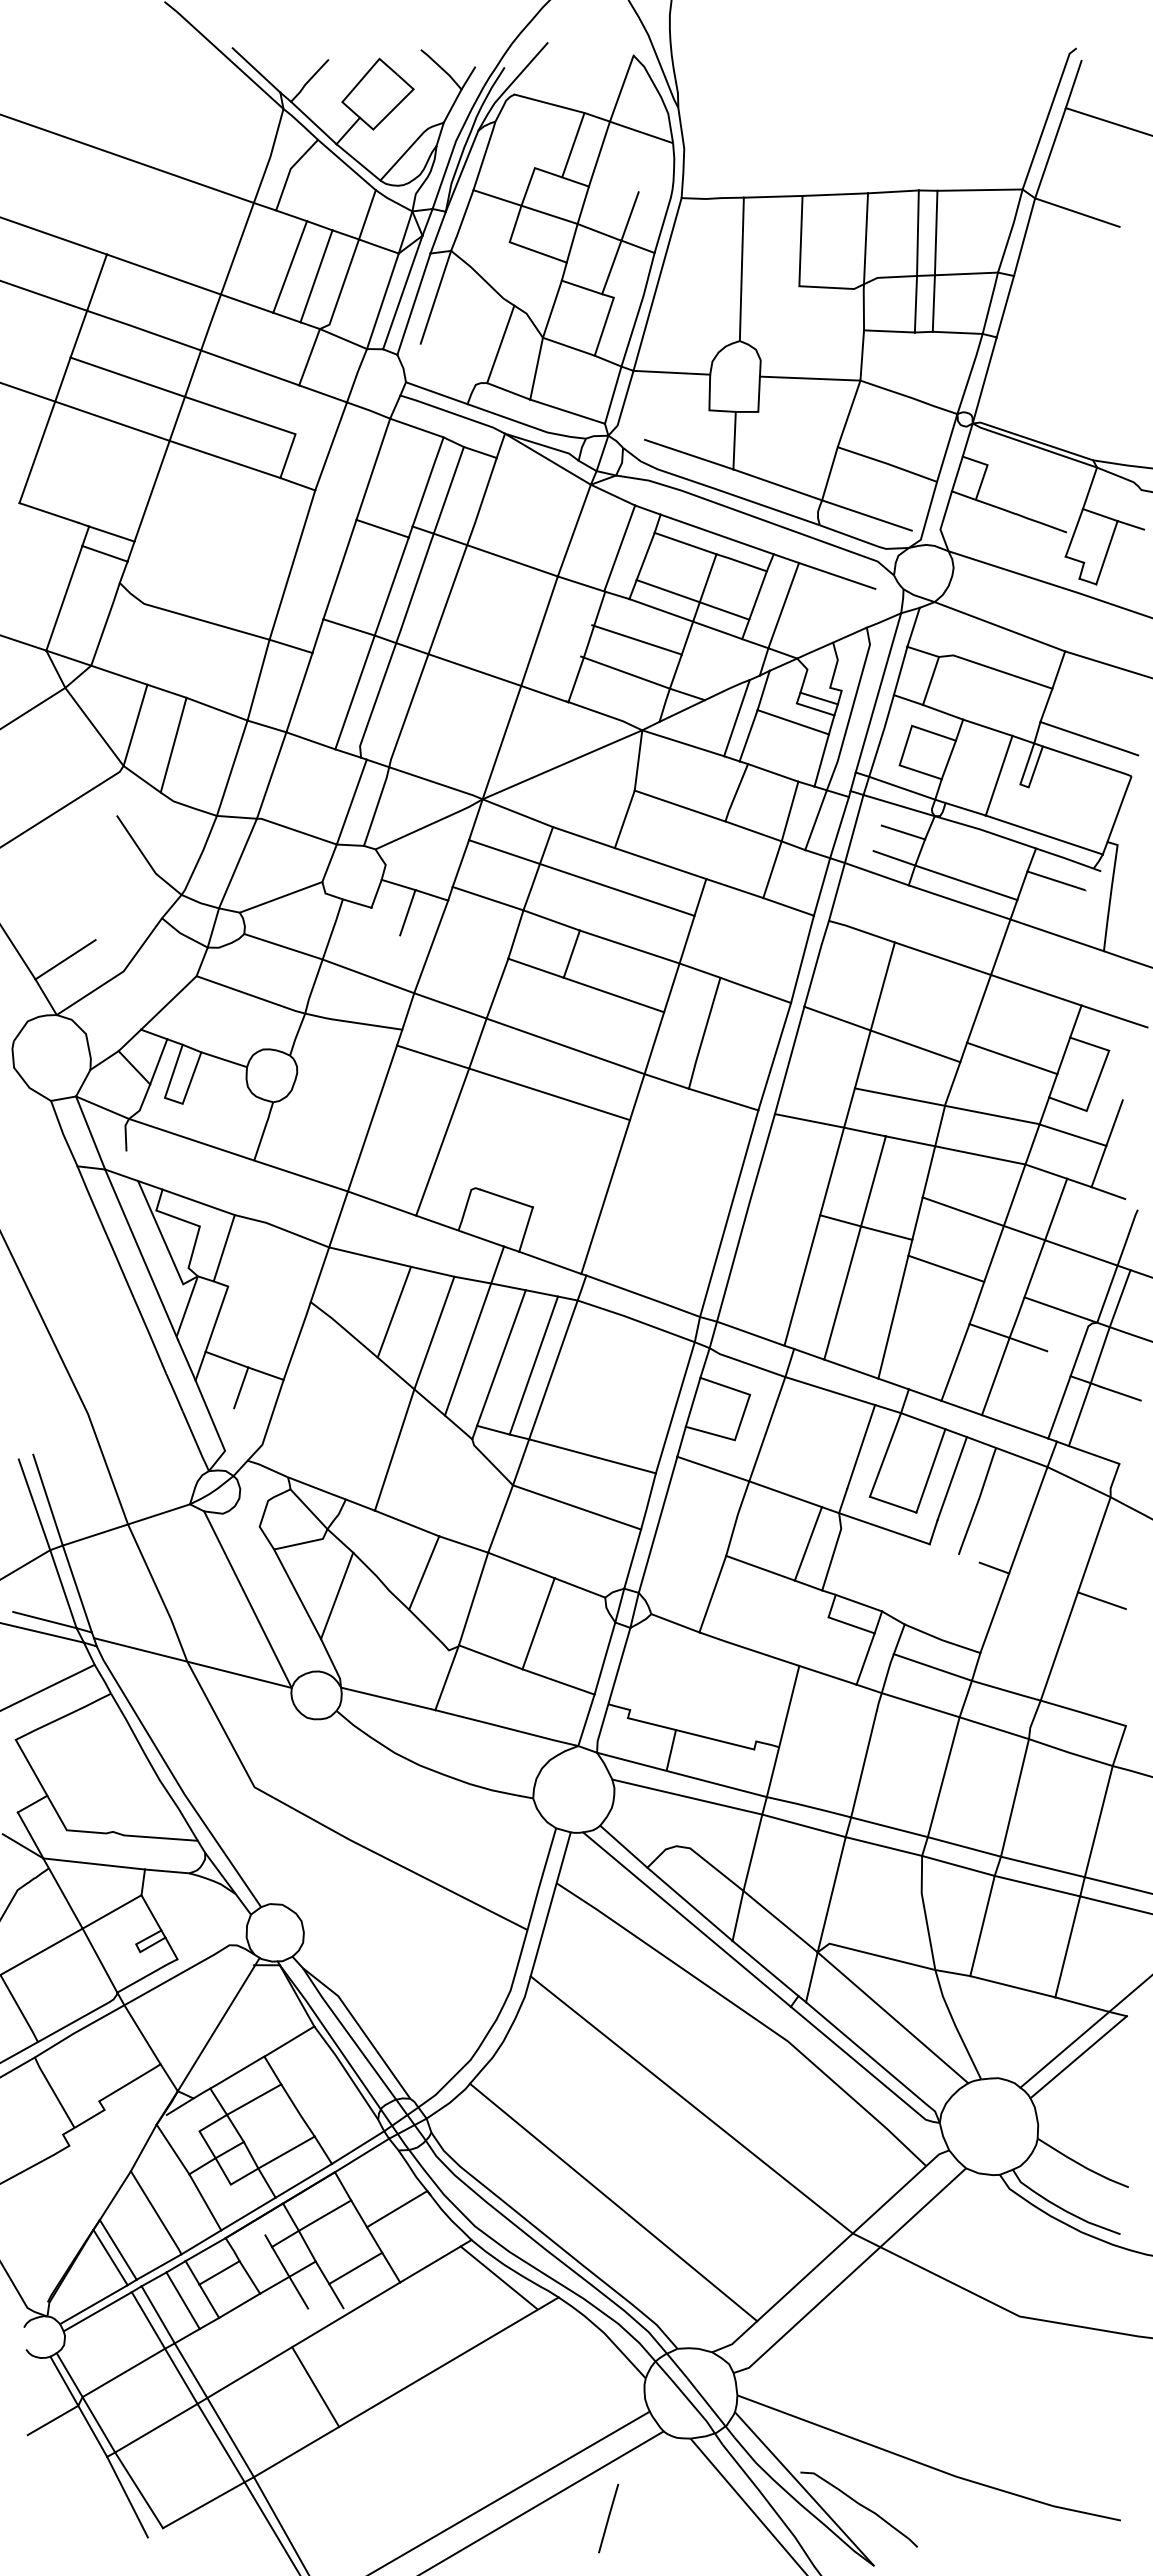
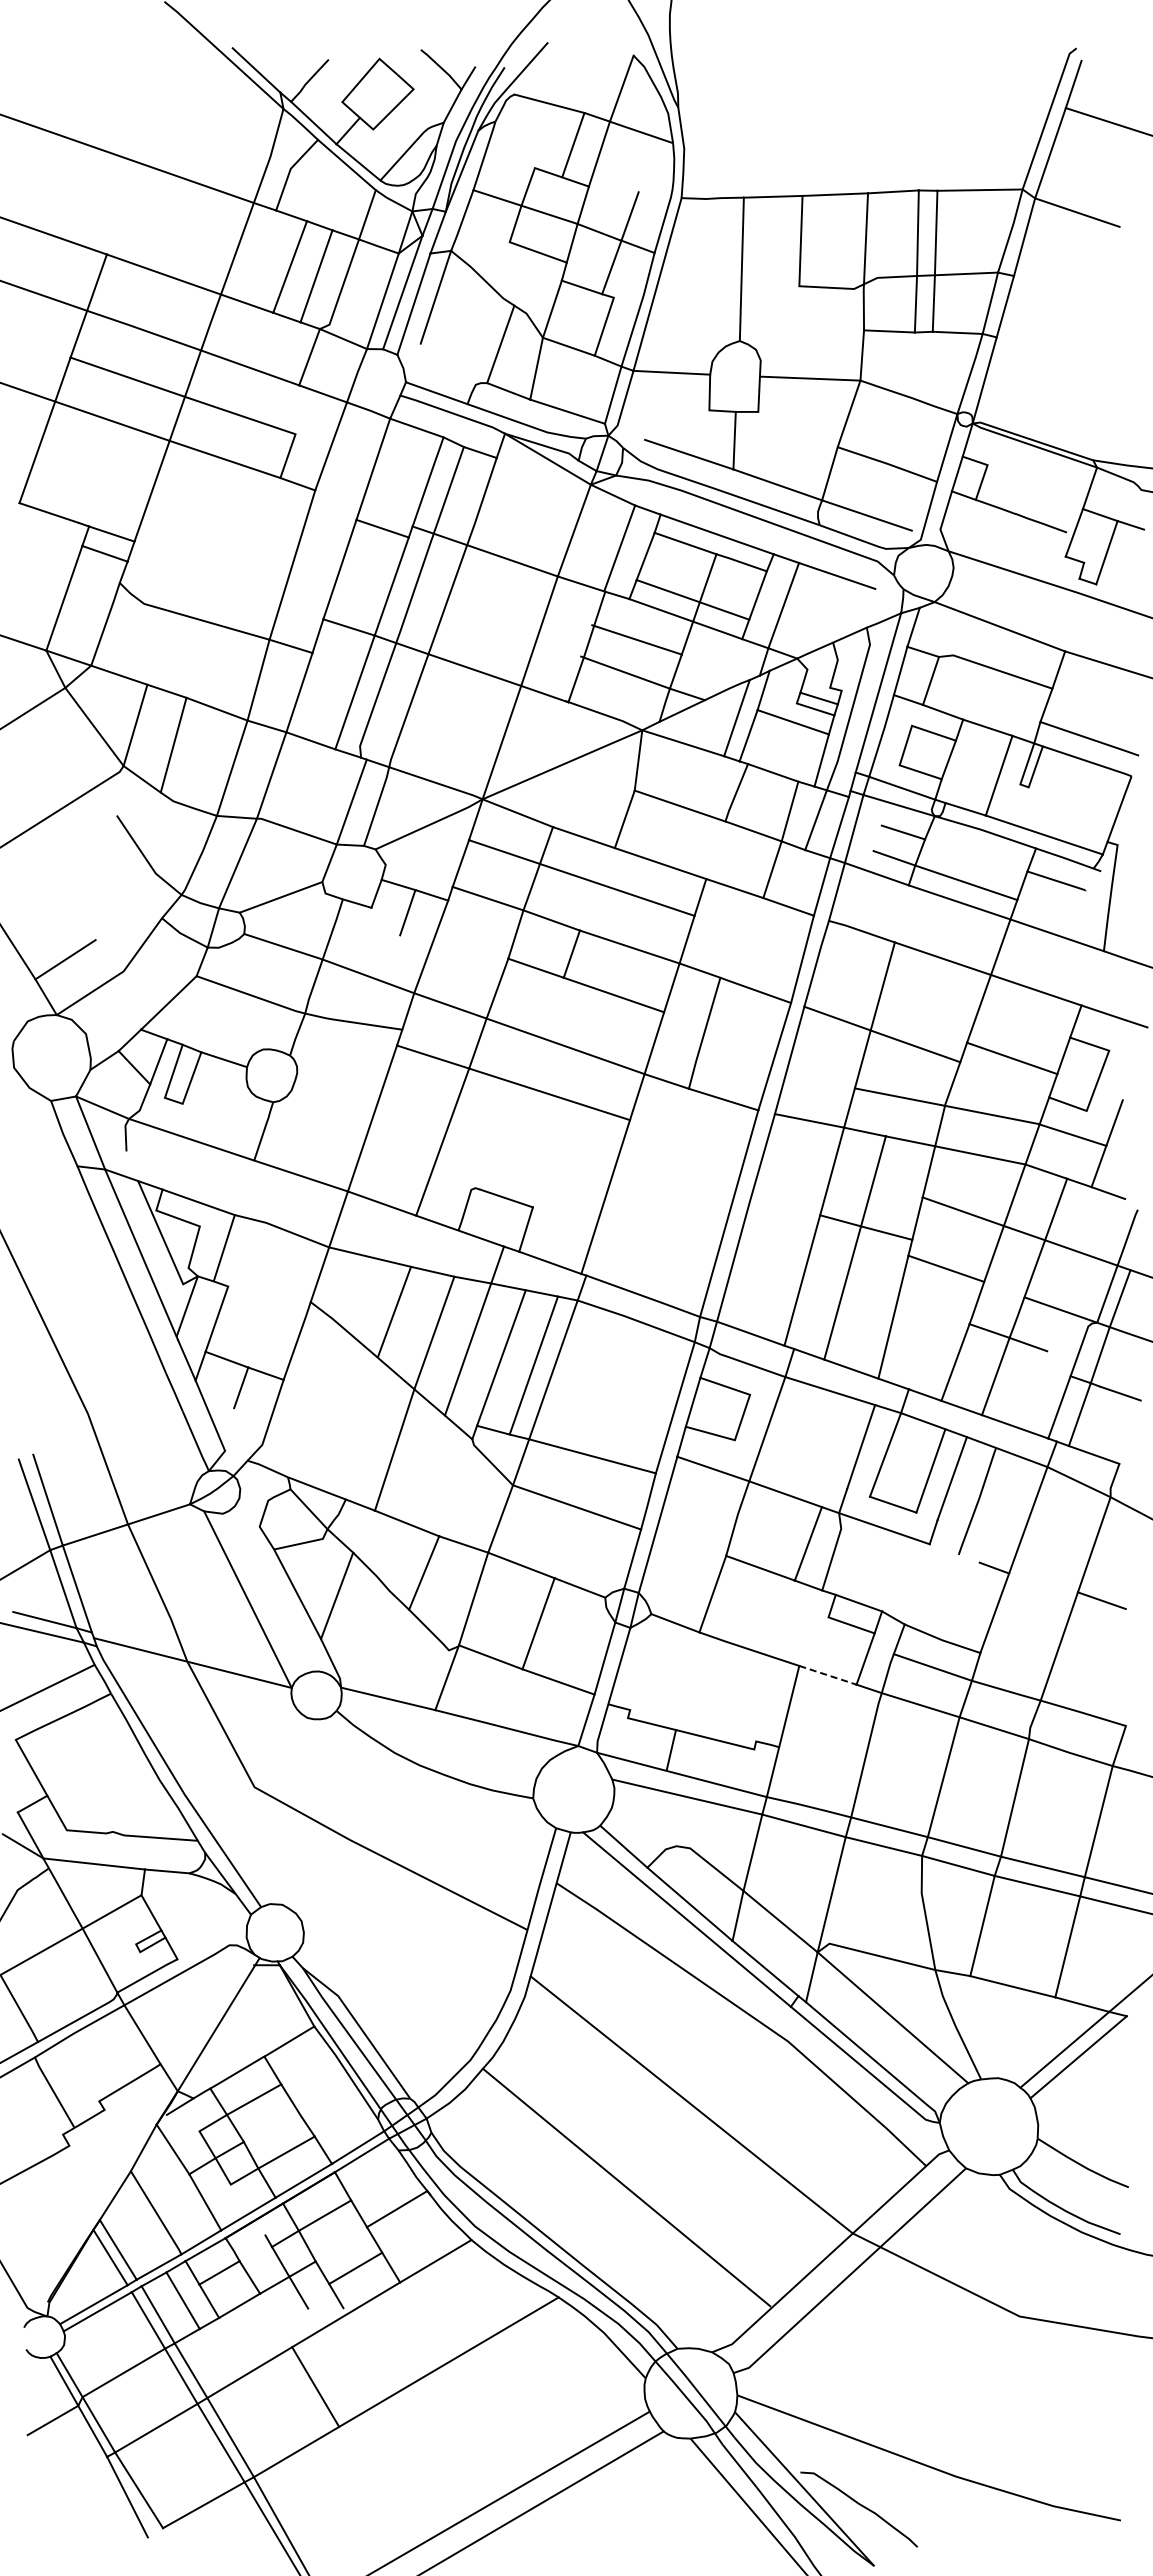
line: solid -> dashed (828, 1675)
line position: (613, 2202) -> (626, 2187) (626, 2187)
line: present -> none (498, 2277)
line: present -> none (608, 2518)
